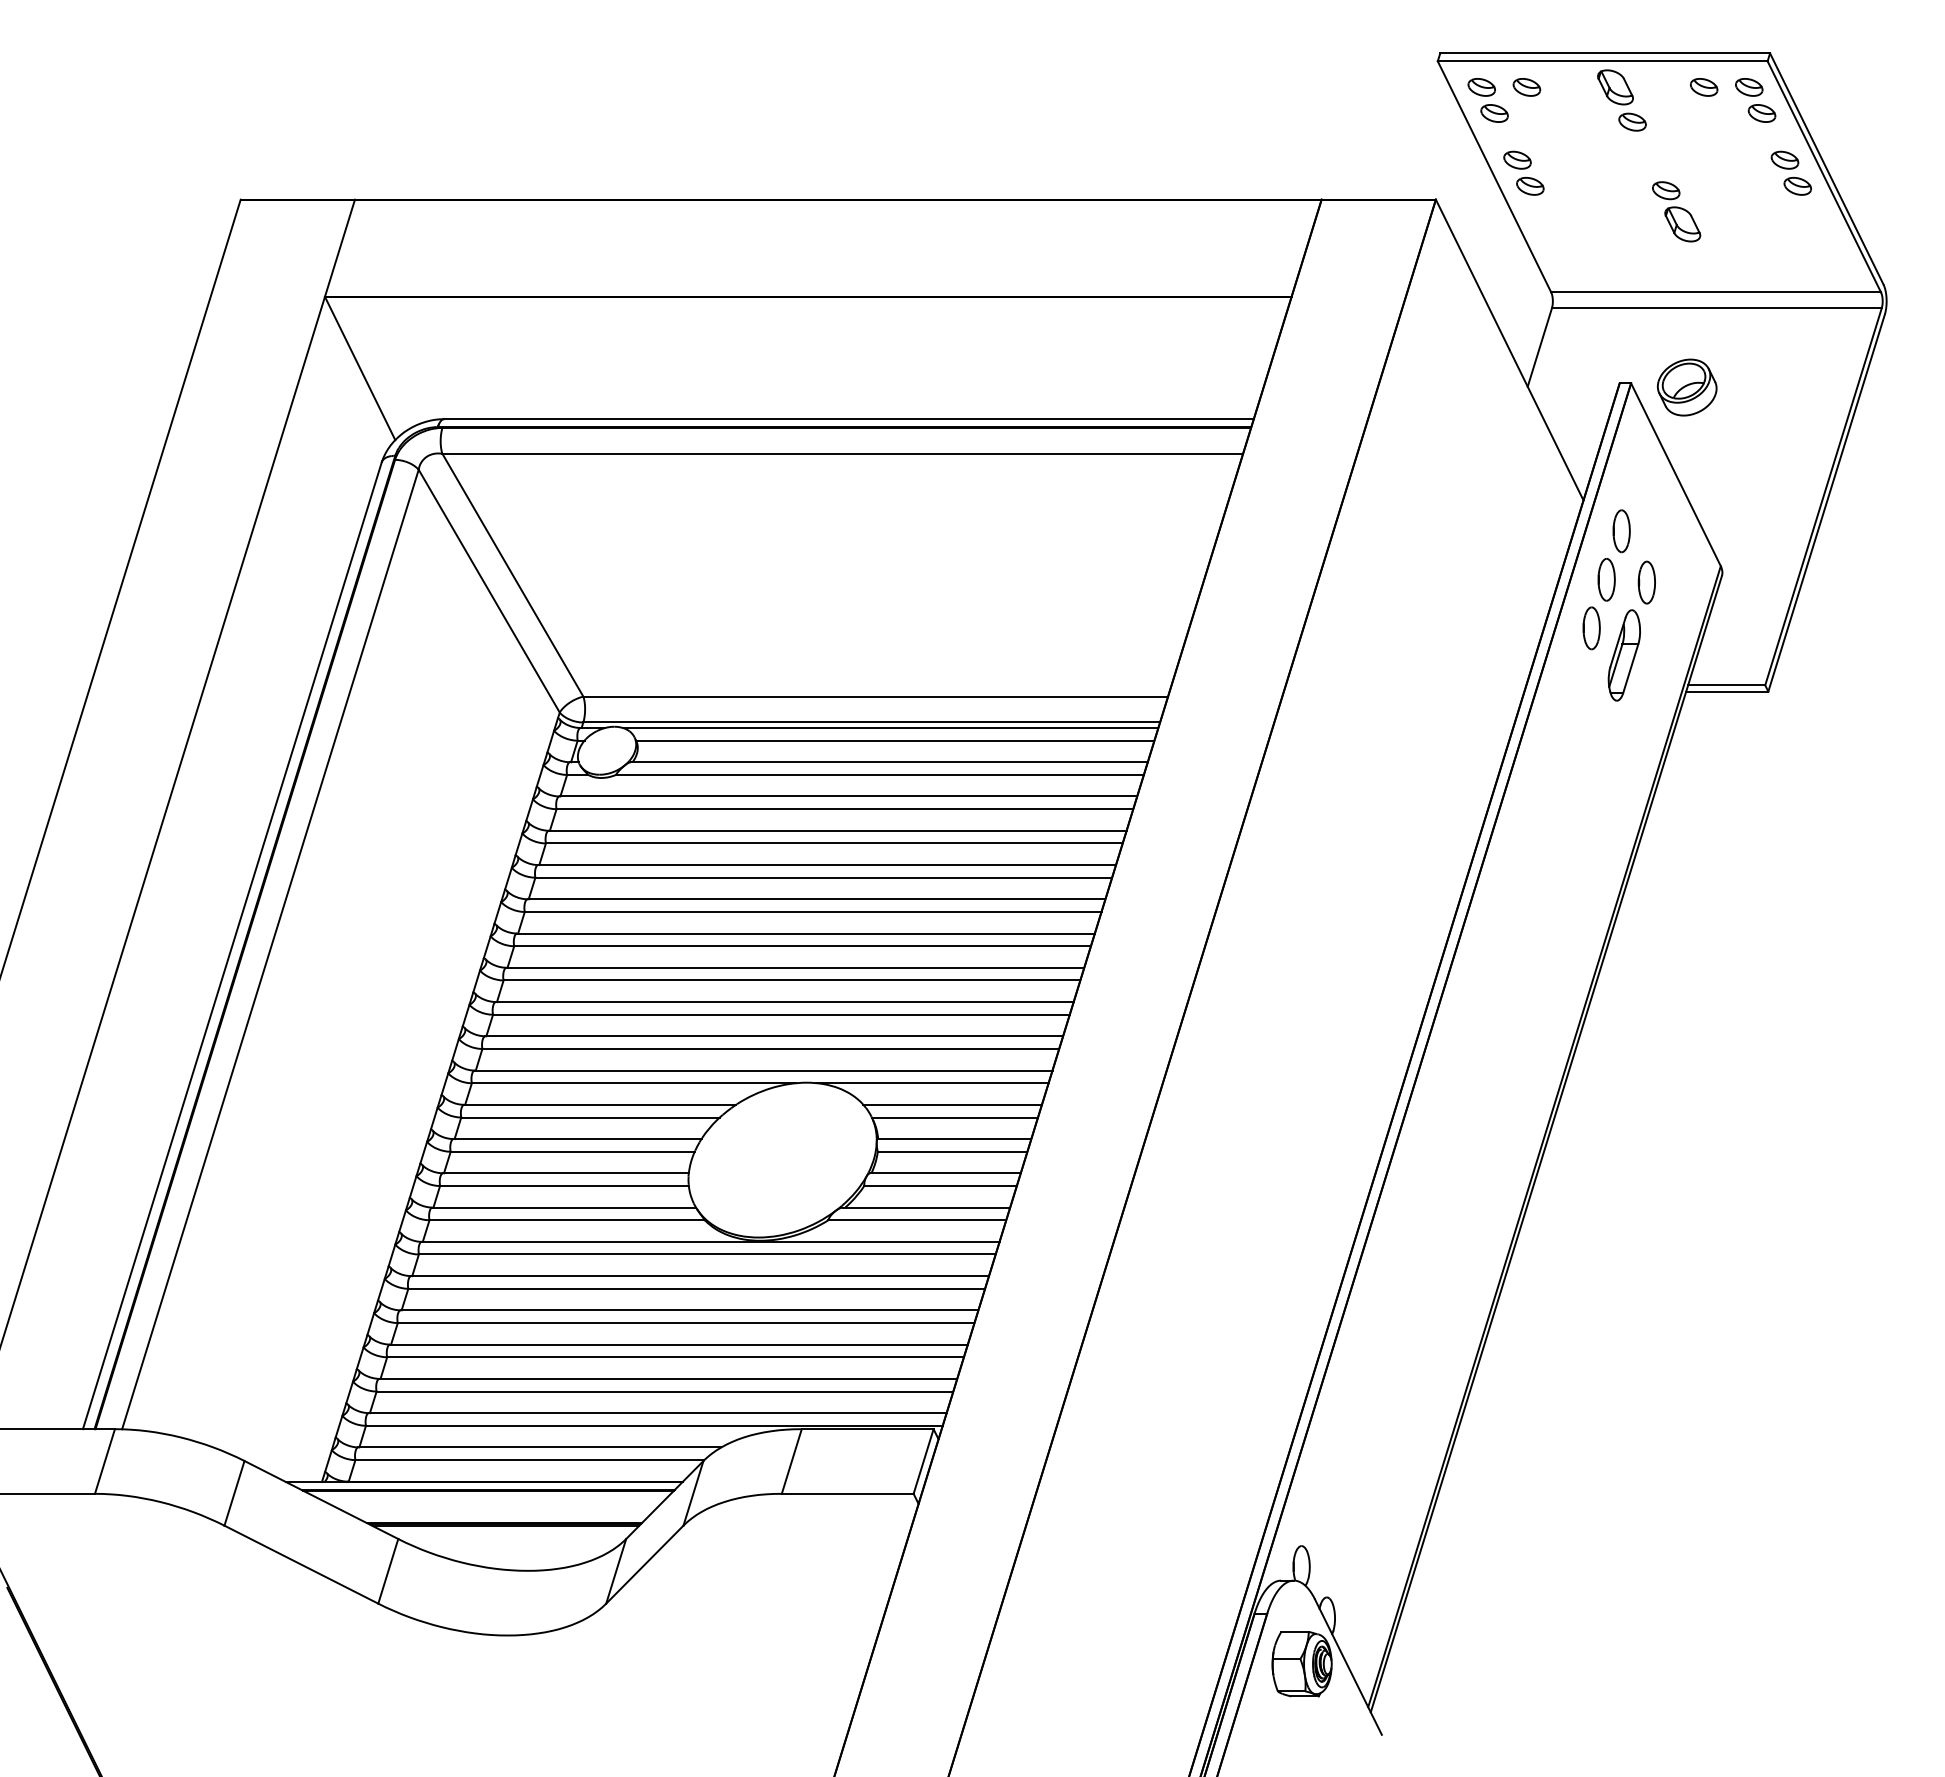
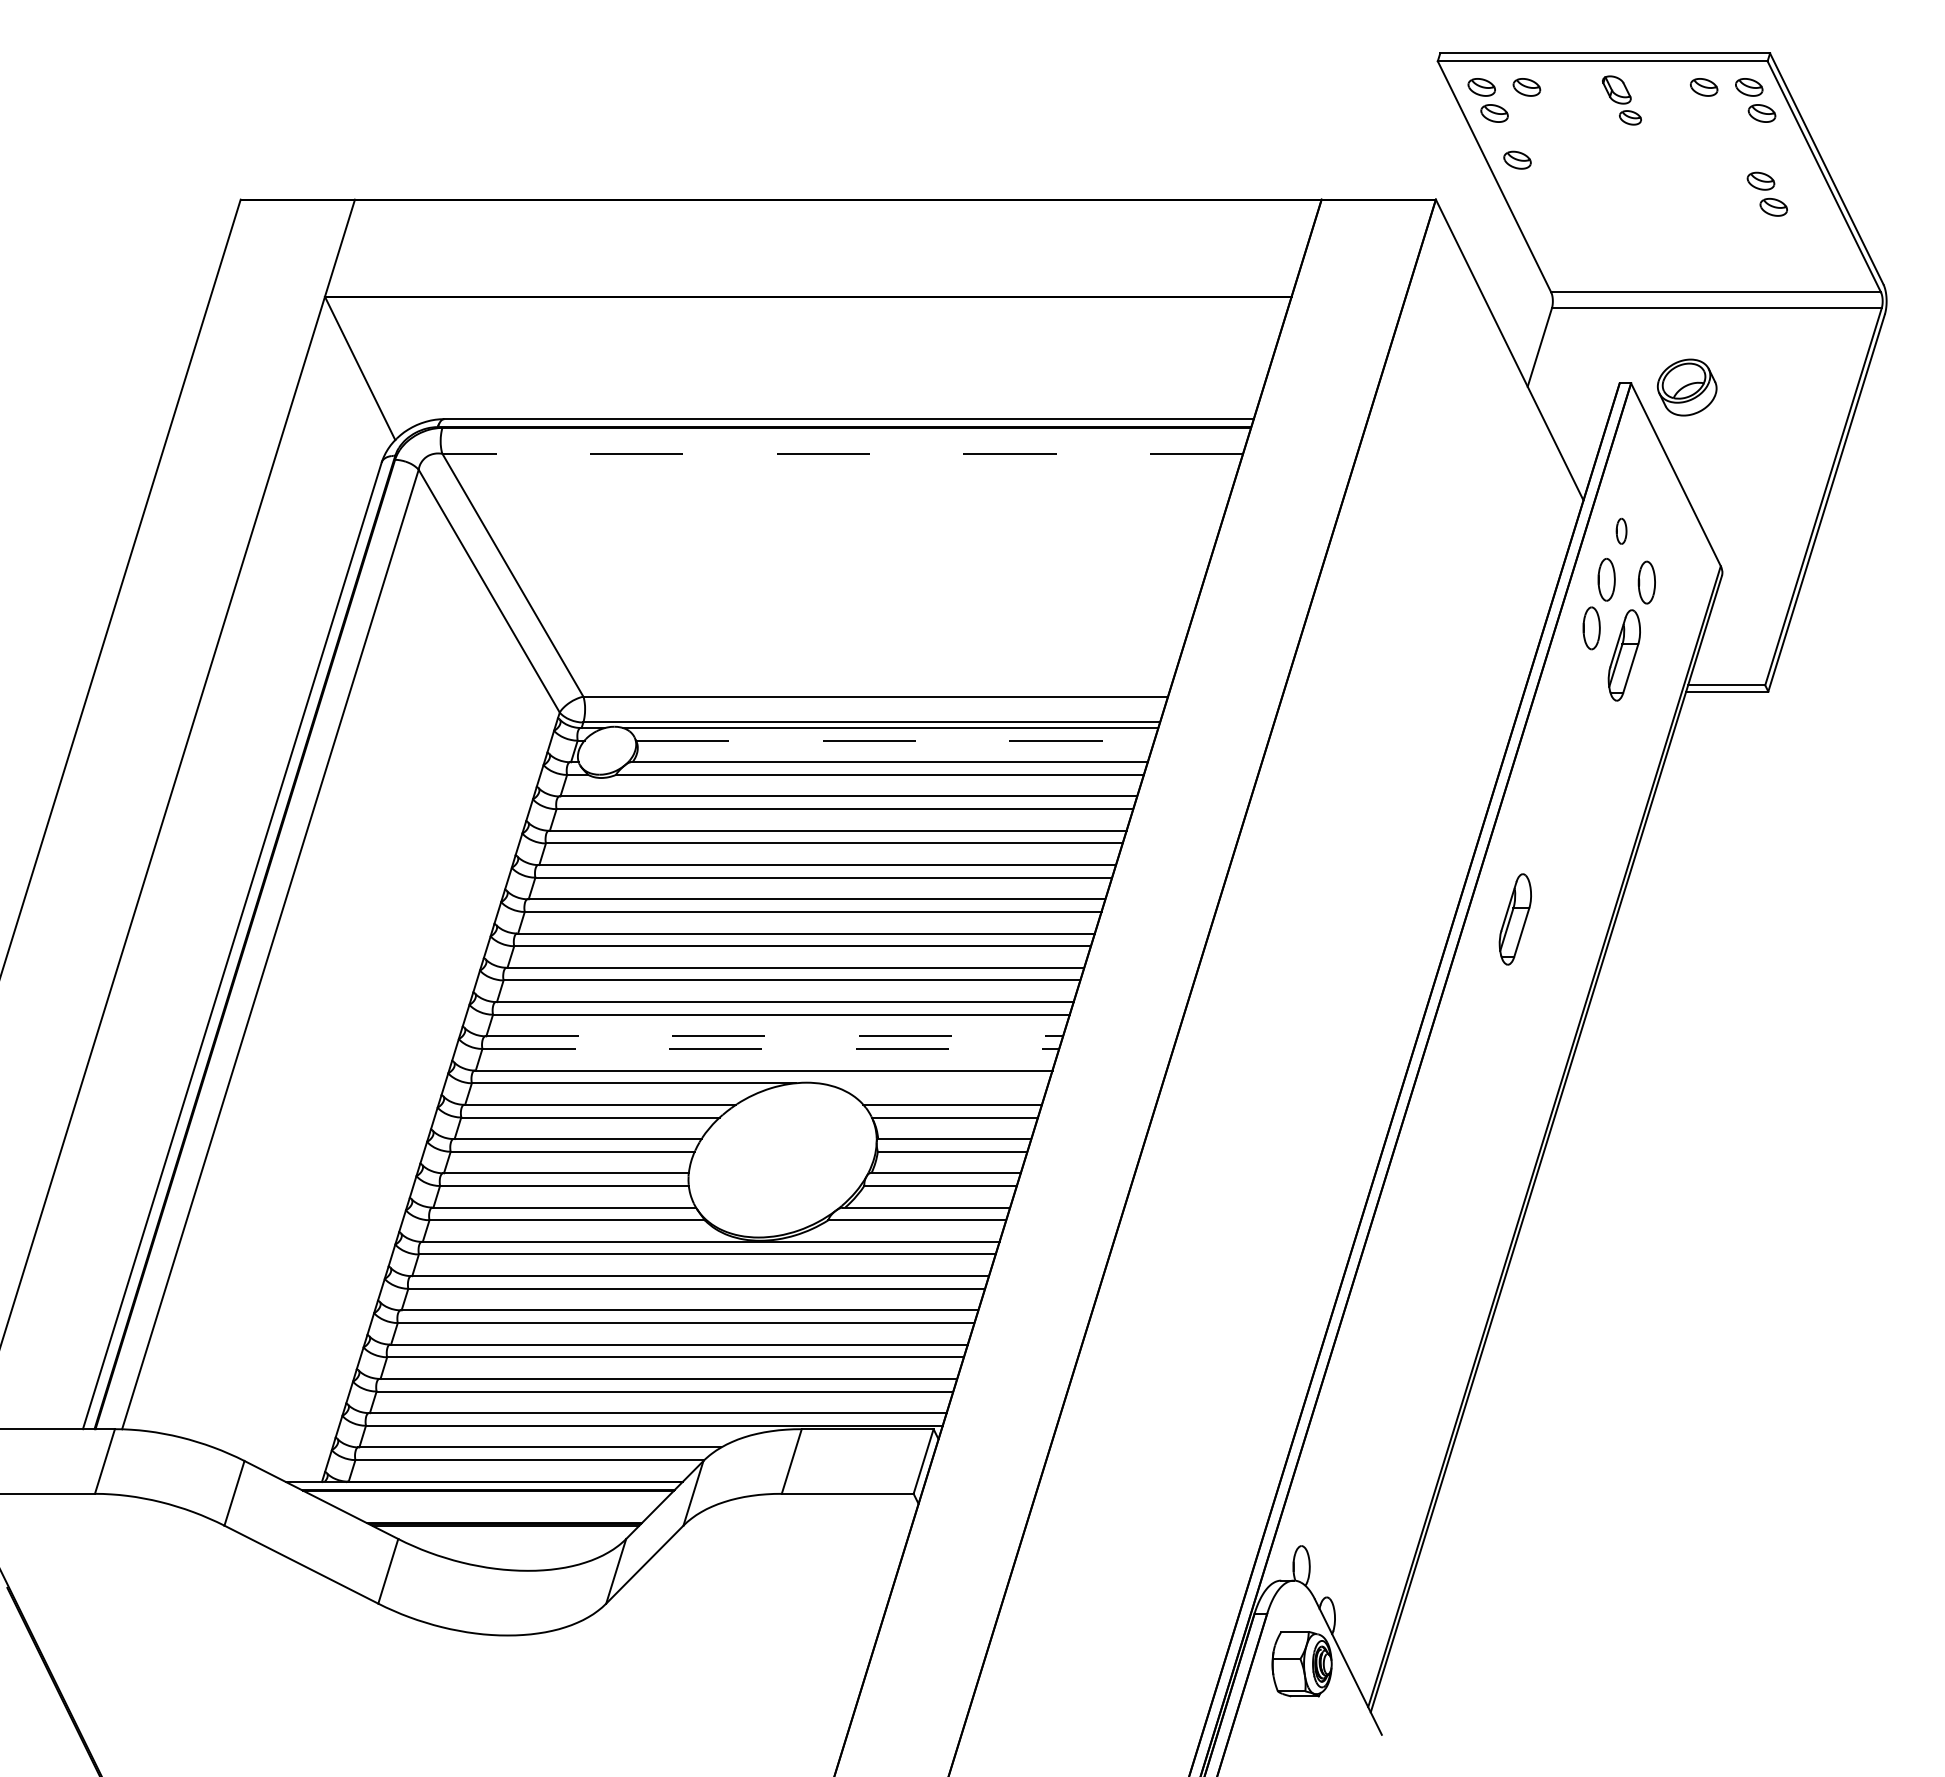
part size: 50x63 px -> 40x51 px (1621, 100)
part position: (1790, 172) -> (1766, 193) (1766, 193)
part: present -> none (1530, 186)
part: present -> none (1676, 211)
line: solid -> dashed (842, 453)
part size: 19x45 px -> 13x28 px (1621, 530)
line: solid -> dashed (895, 740)
part: none -> present (1514, 919)
line: solid -> dashed (774, 1036)
line: solid -> dashed (771, 1048)
line: present -> none (932, 1083)
